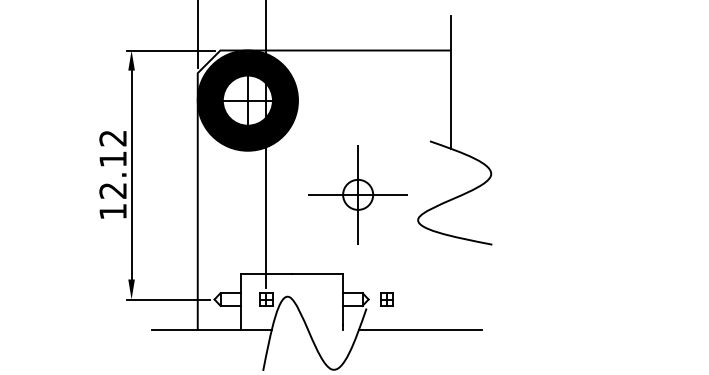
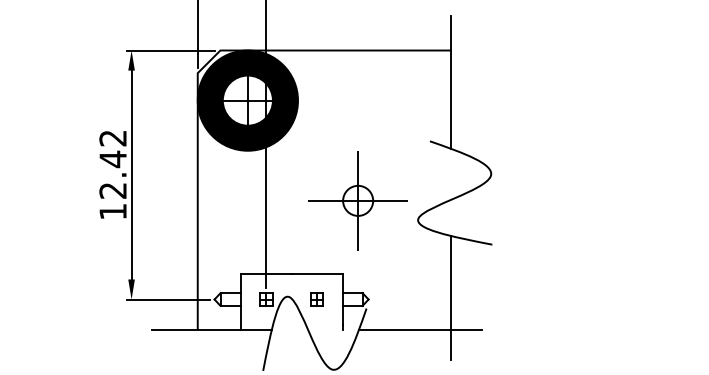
text: 12.12 -> 12.42 (112, 159)
part position: (357, 194) -> (357, 200) (357, 200)
line: none -> present (451, 298)
part position: (386, 299) -> (316, 299) (316, 299)
